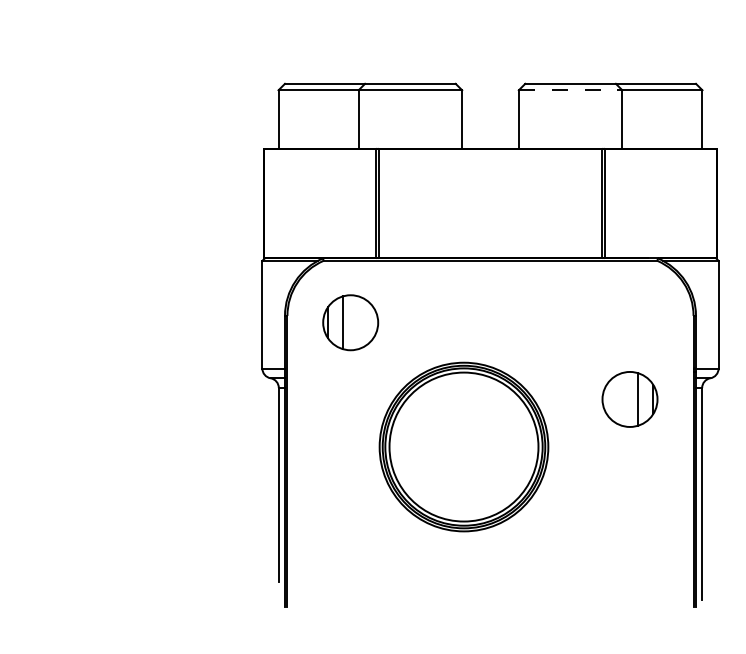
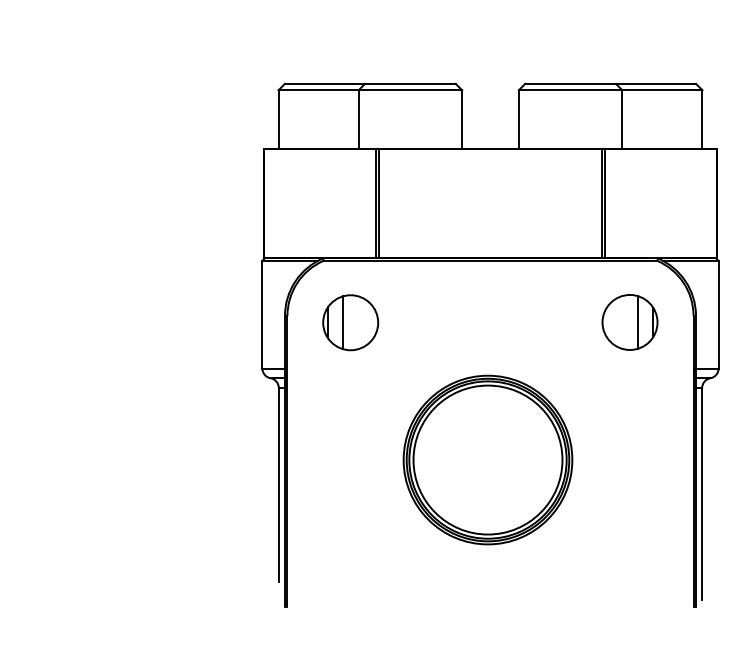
line: dashed -> solid (570, 90)
part position: (629, 399) -> (629, 322) (629, 322)
part position: (463, 446) -> (487, 459) (487, 459)
